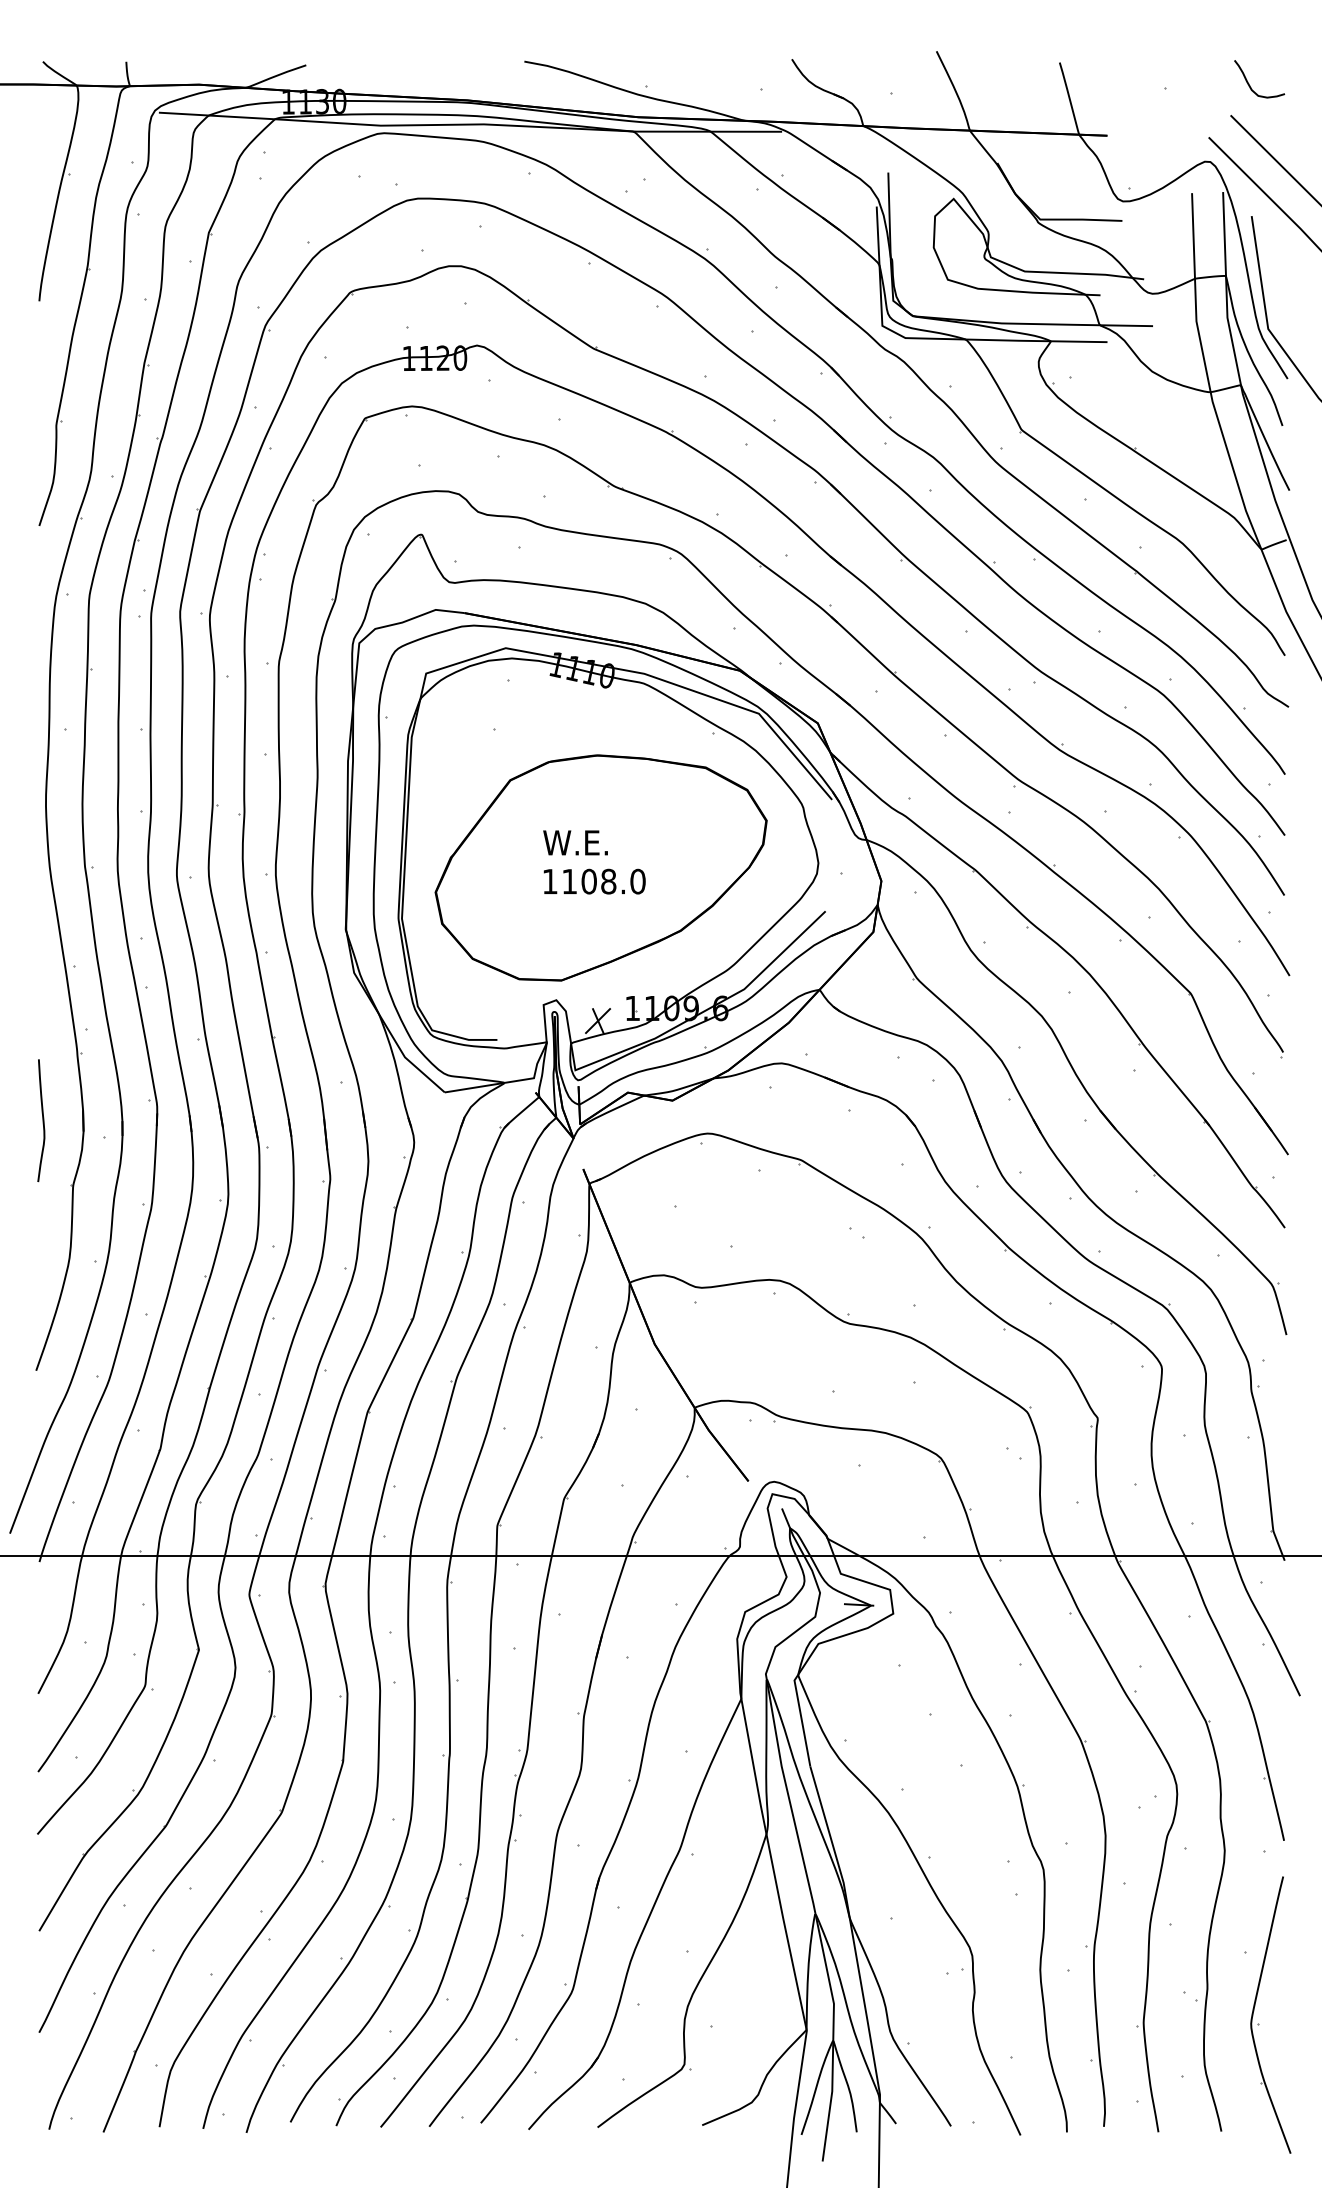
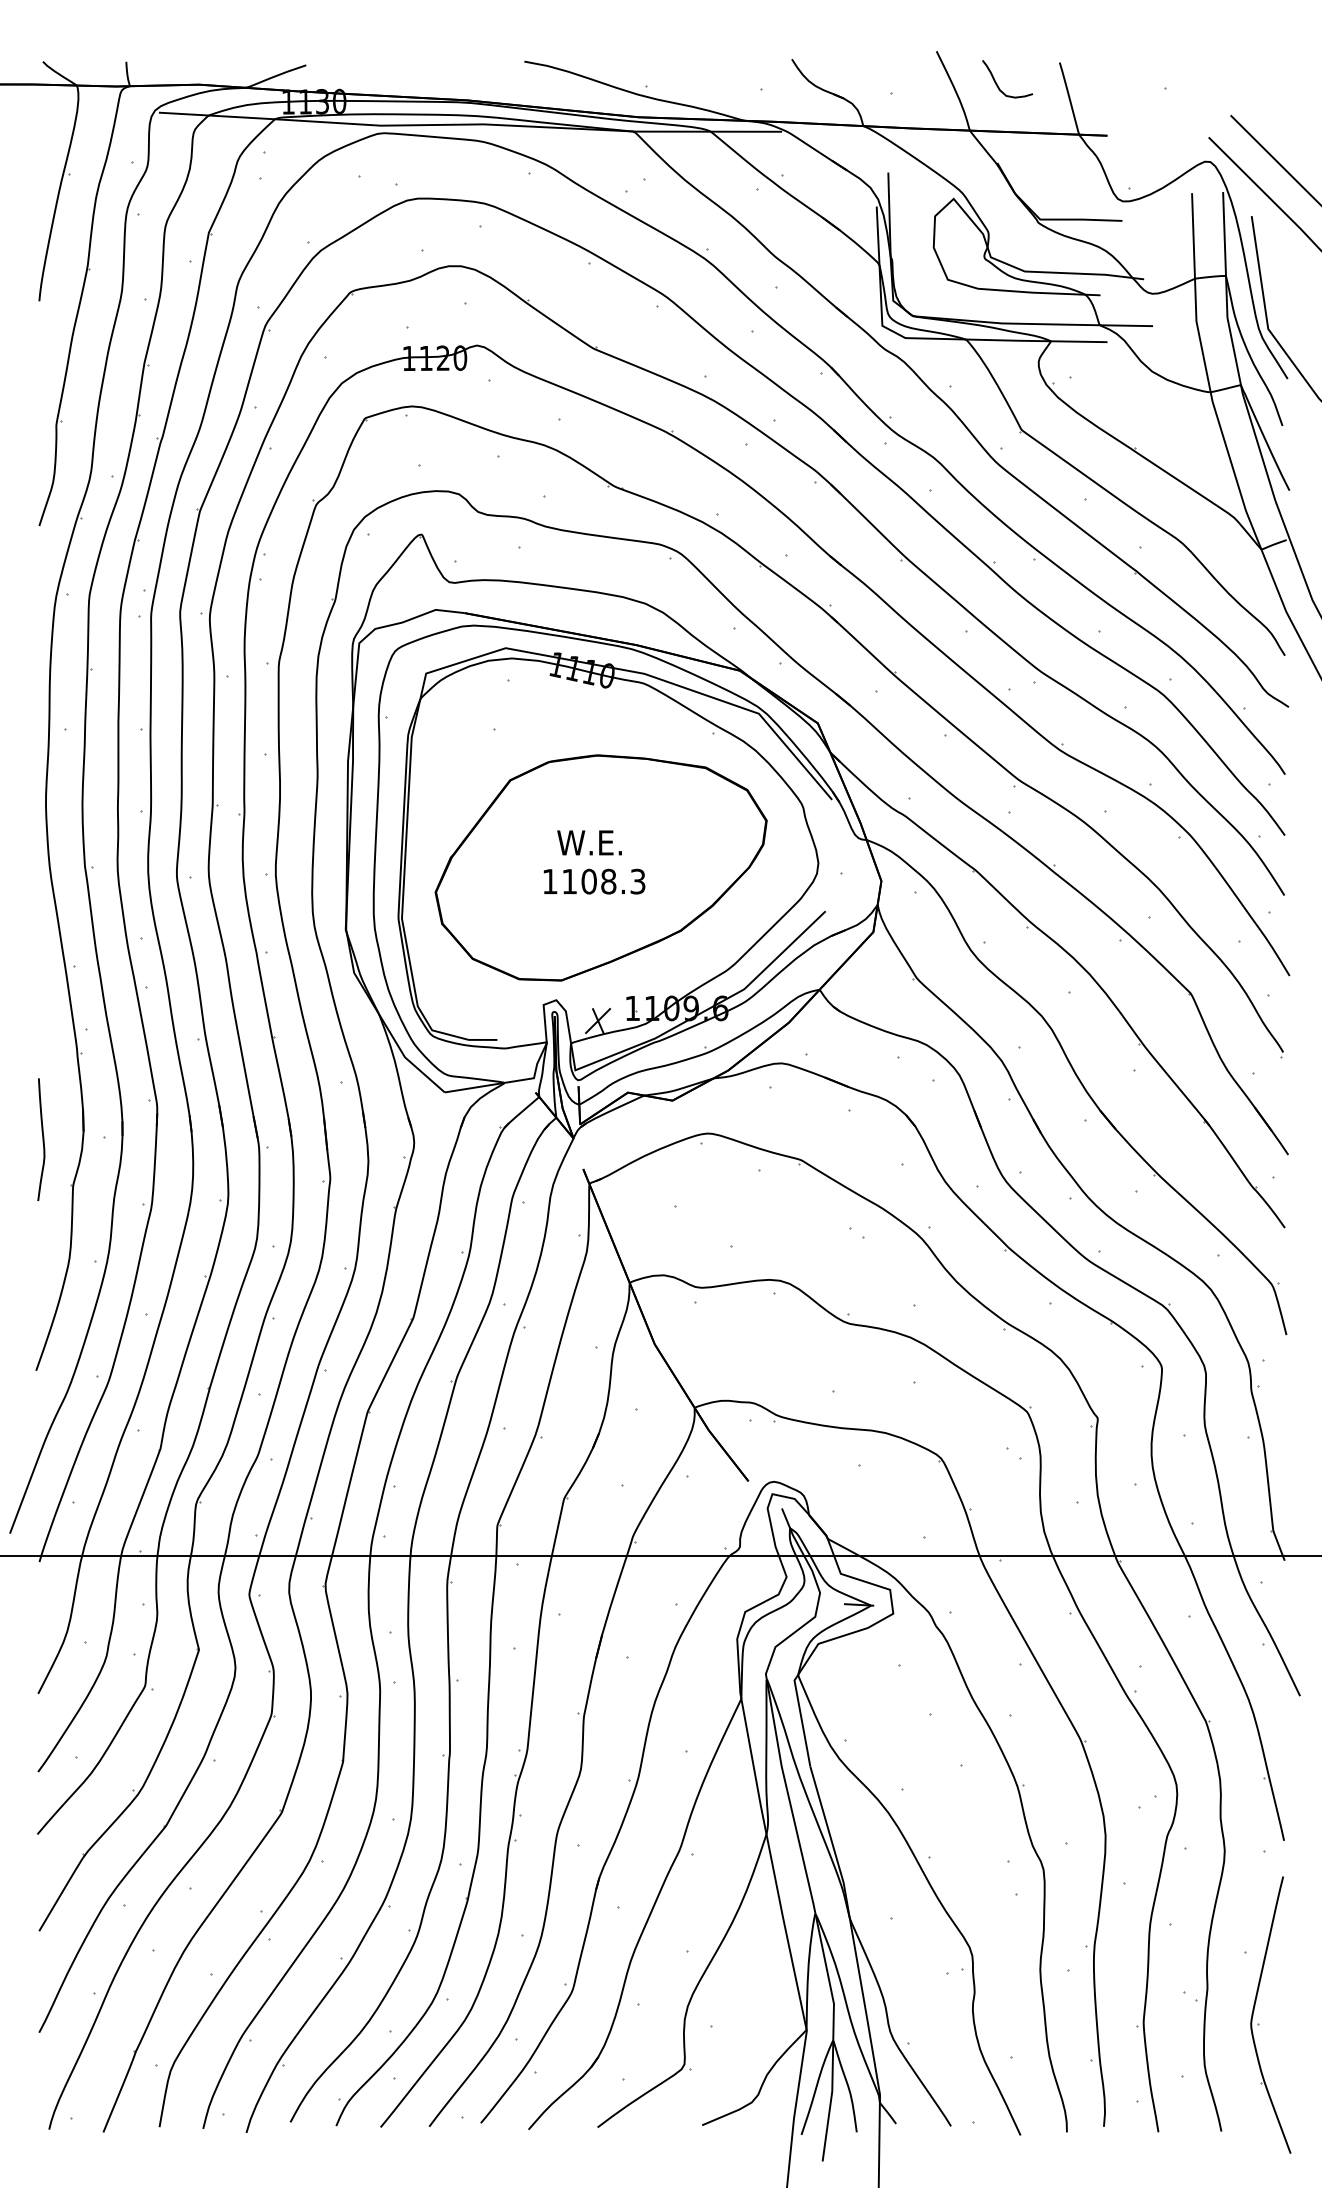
curve position: (1249, 83) -> (997, 83) (997, 83)
text position: (575, 842) -> (589, 842) (589, 842)
text: 1108.0 -> 1108.3 (637, 881)
curve position: (42, 1120) -> (42, 1139) (42, 1139)
